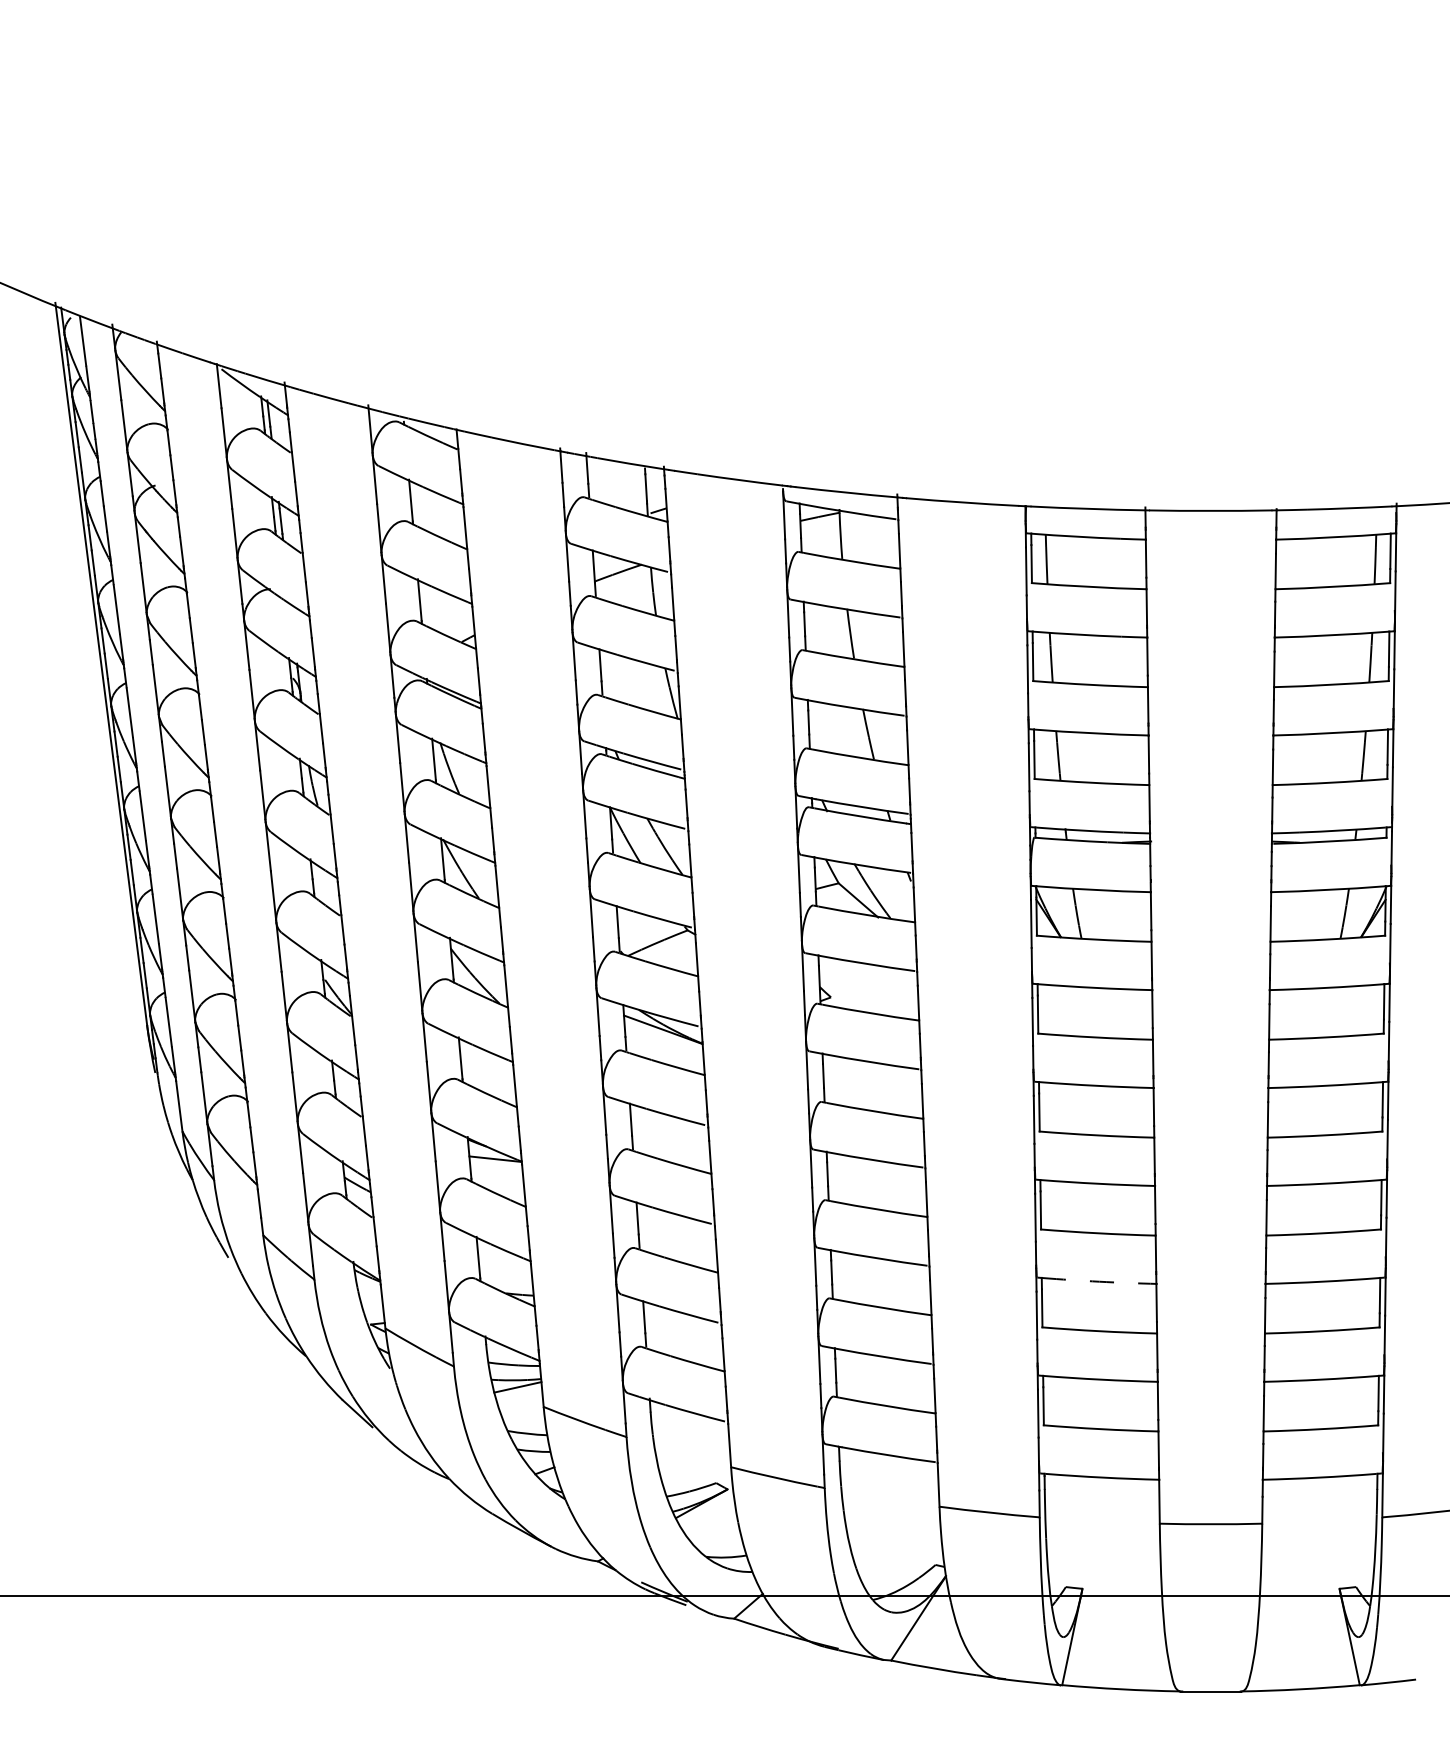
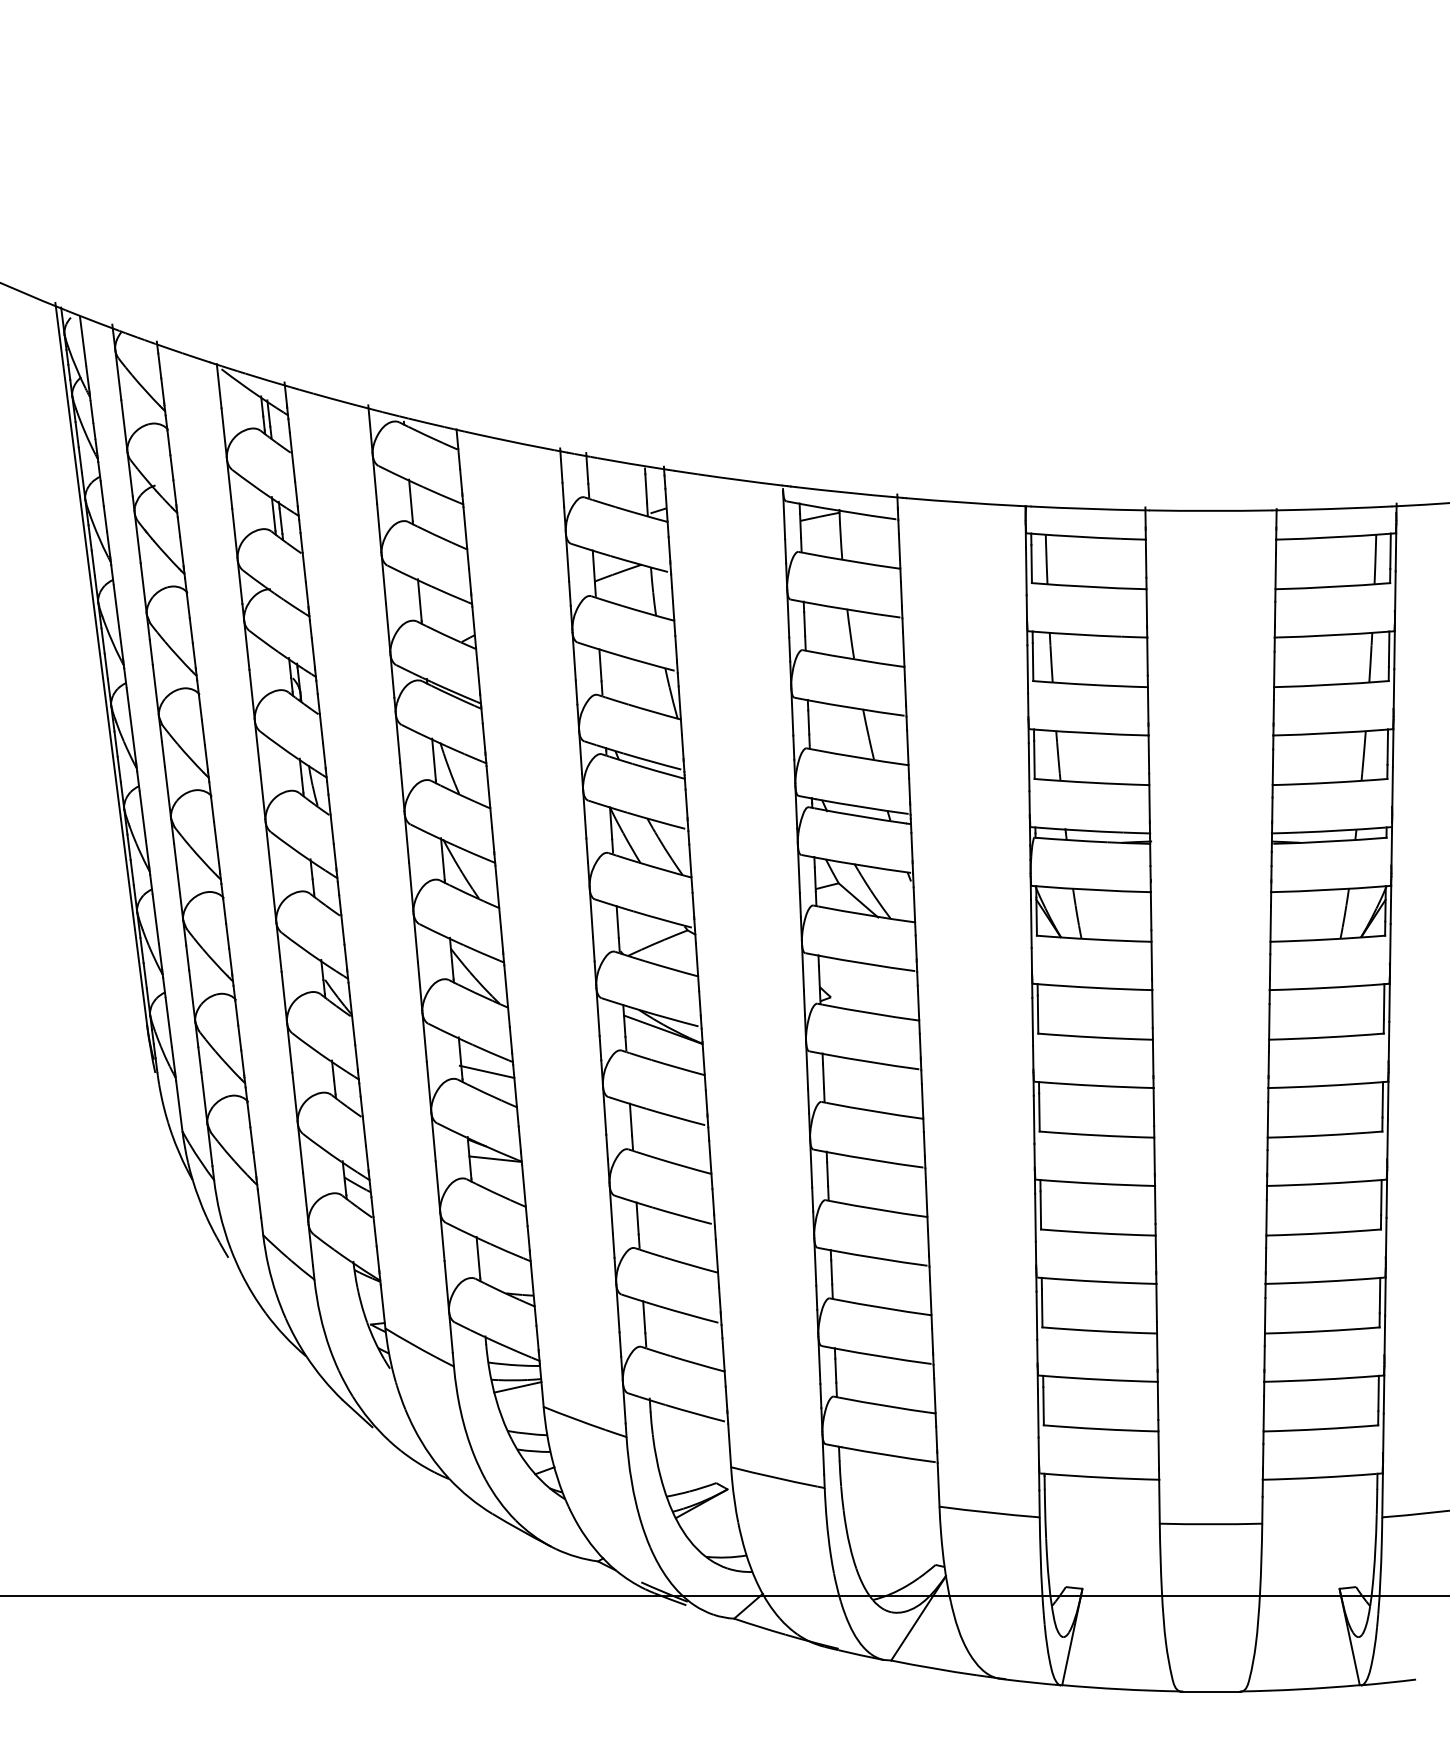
line: none -> present (486, 1071)
arc: dashed -> solid (1099, 1281)
